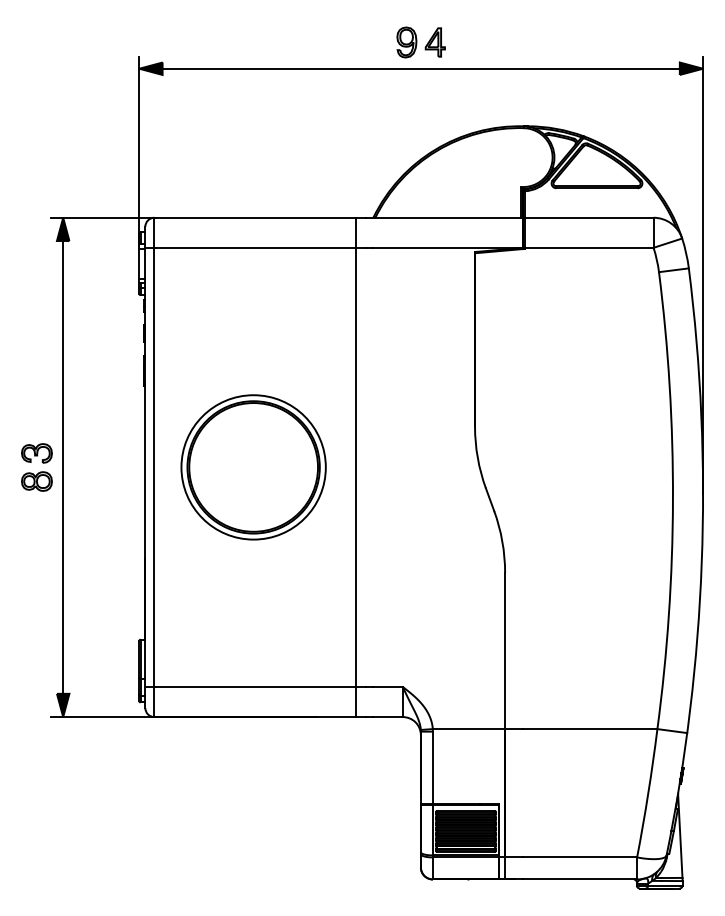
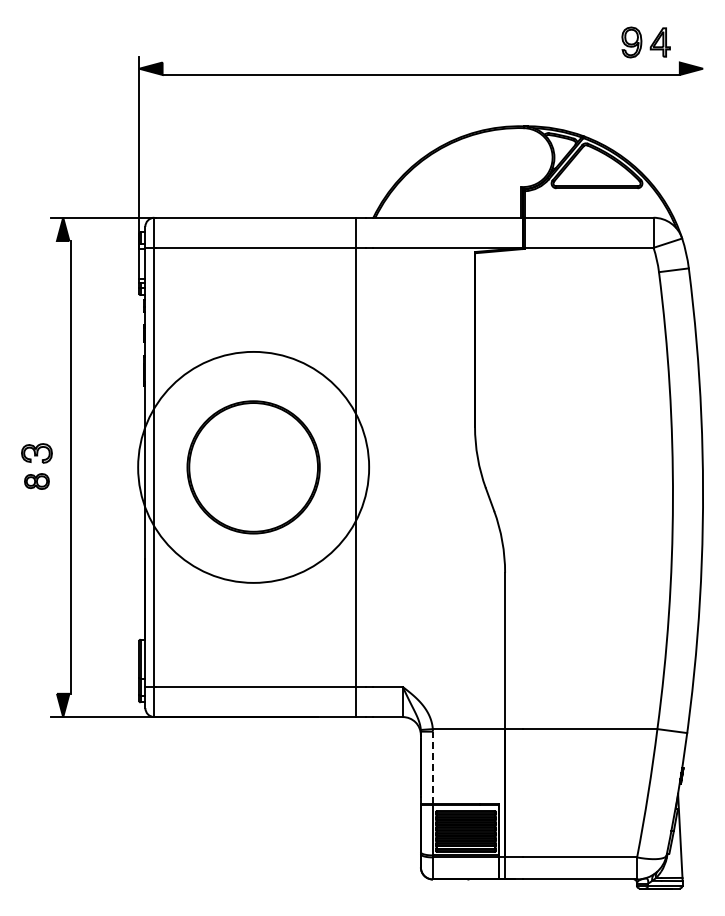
part position: (420, 42) -> (645, 42) (645, 42)
line position: (420, 68) -> (420, 74) (420, 74)
line: present -> none (703, 275)
line position: (63, 467) -> (71, 467) (71, 467)
circle diameter: 144 px -> 231 px (253, 466)
part size: 32x21 px -> 26x17 px (36, 481)
line: solid -> dashed (432, 767)
